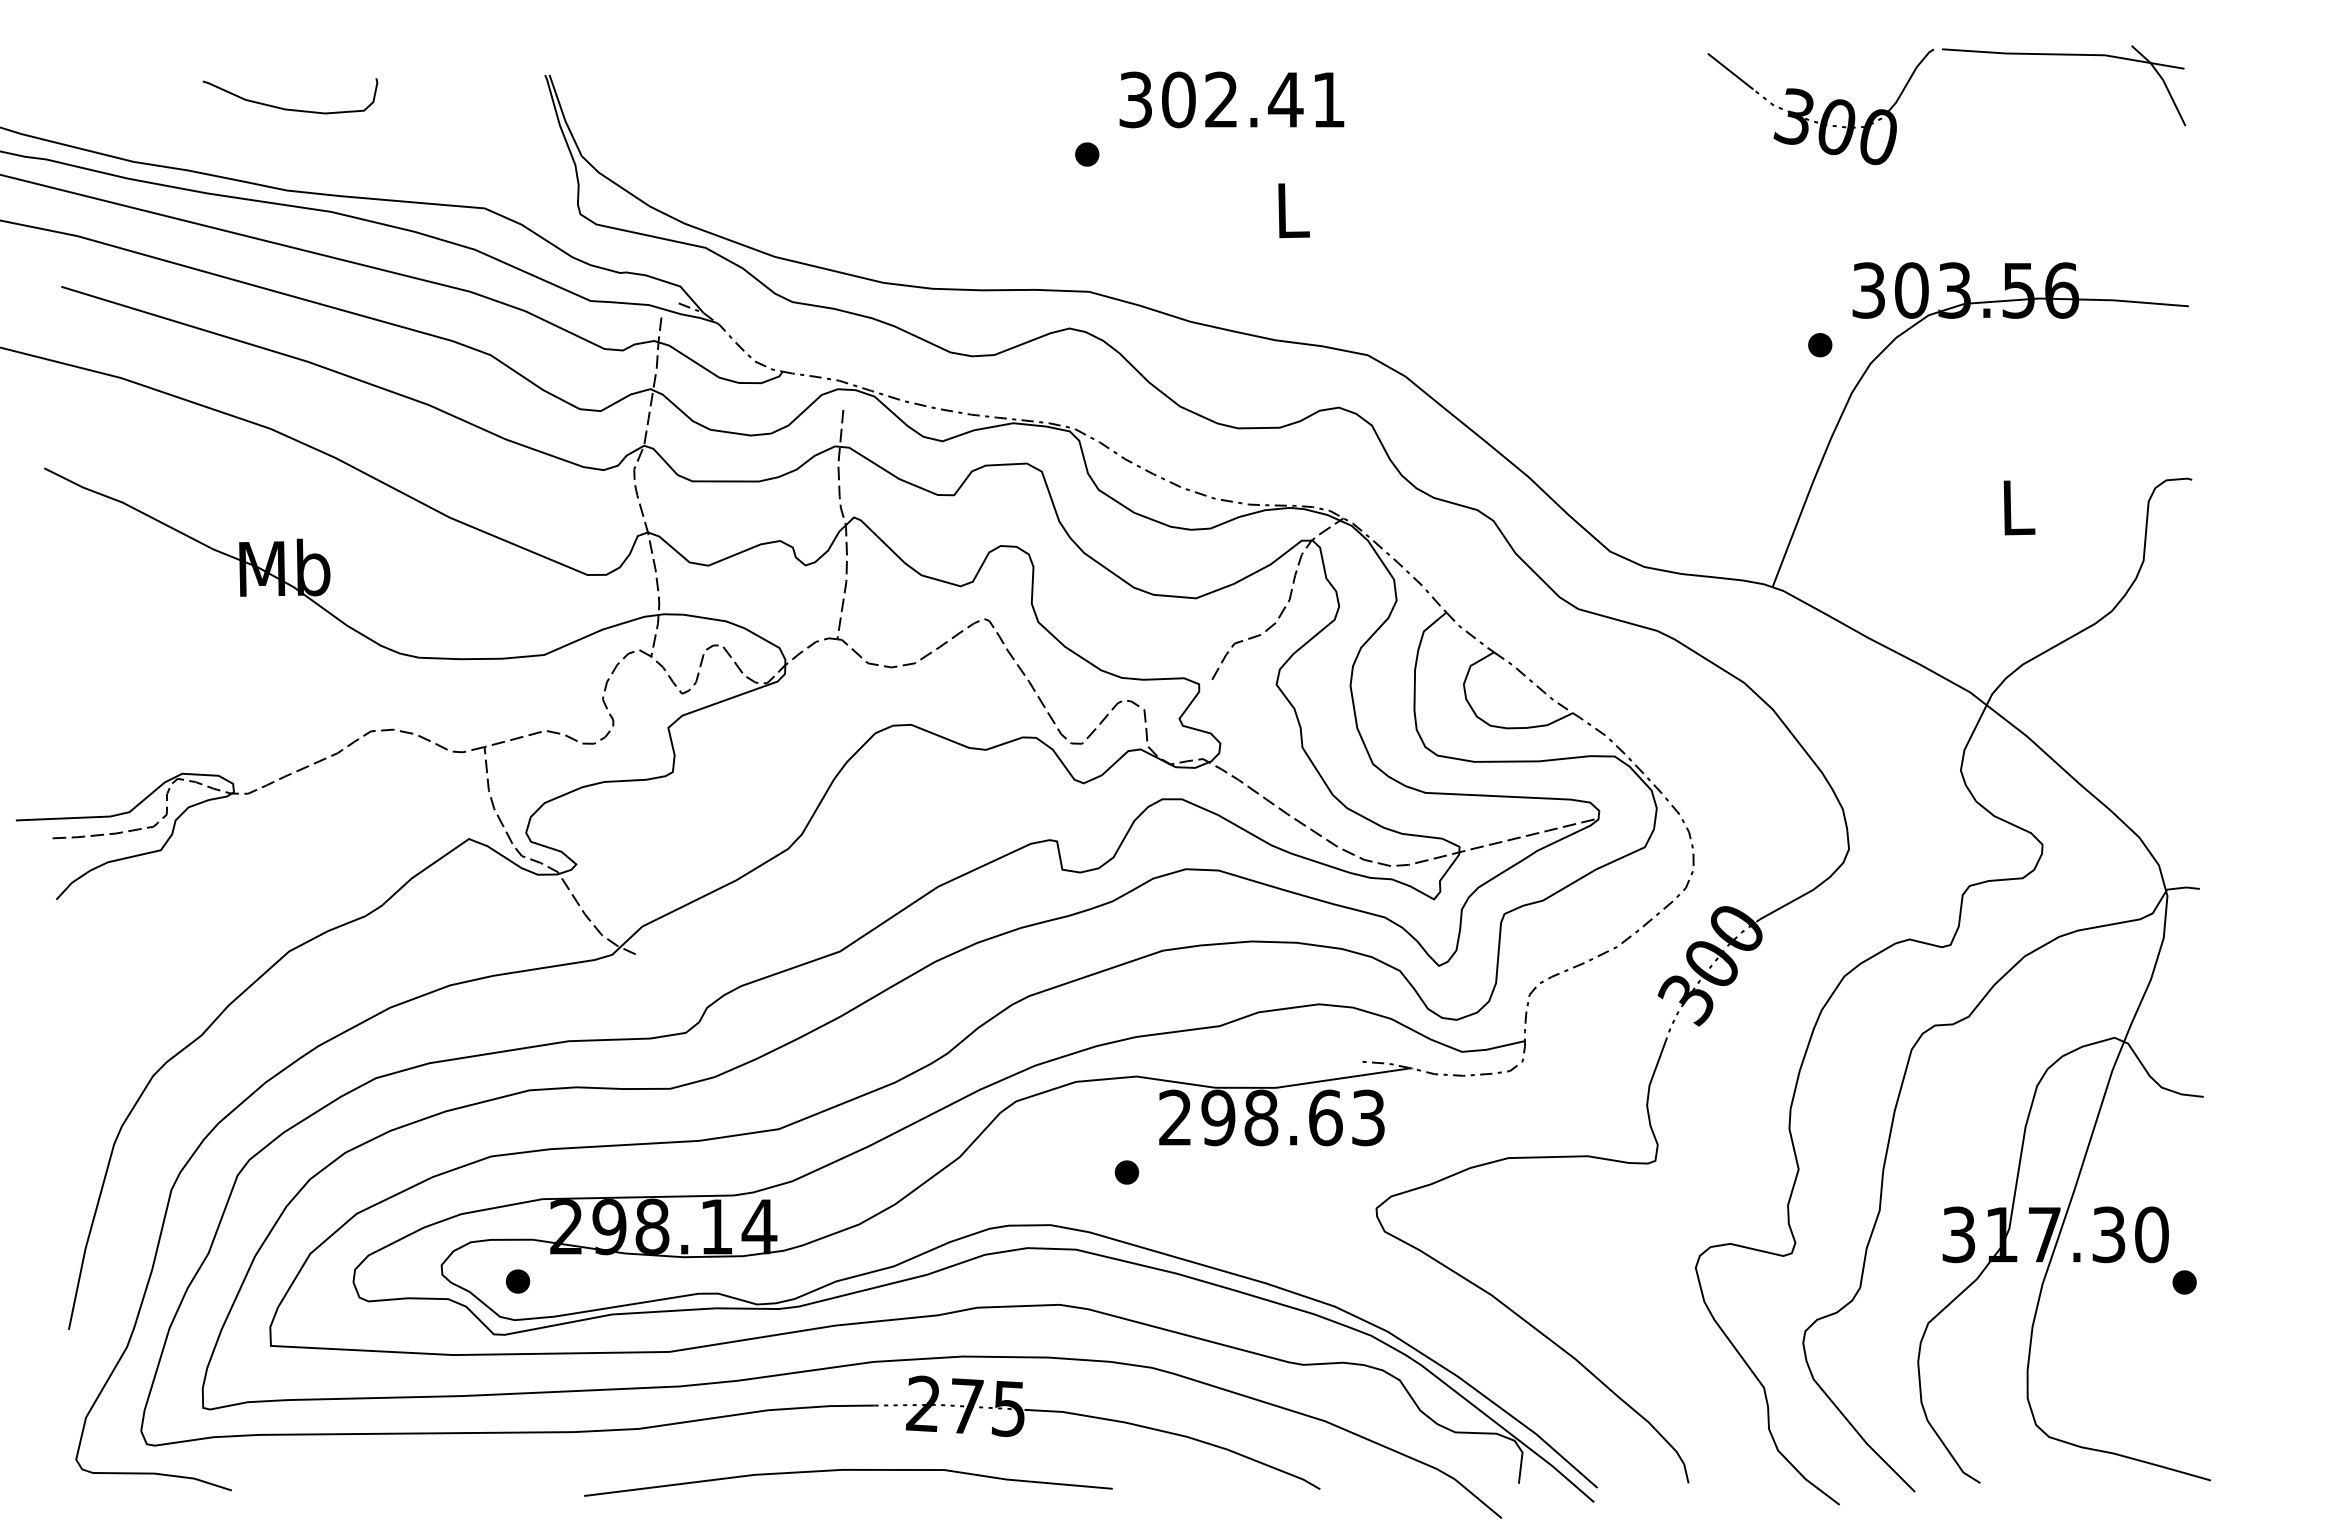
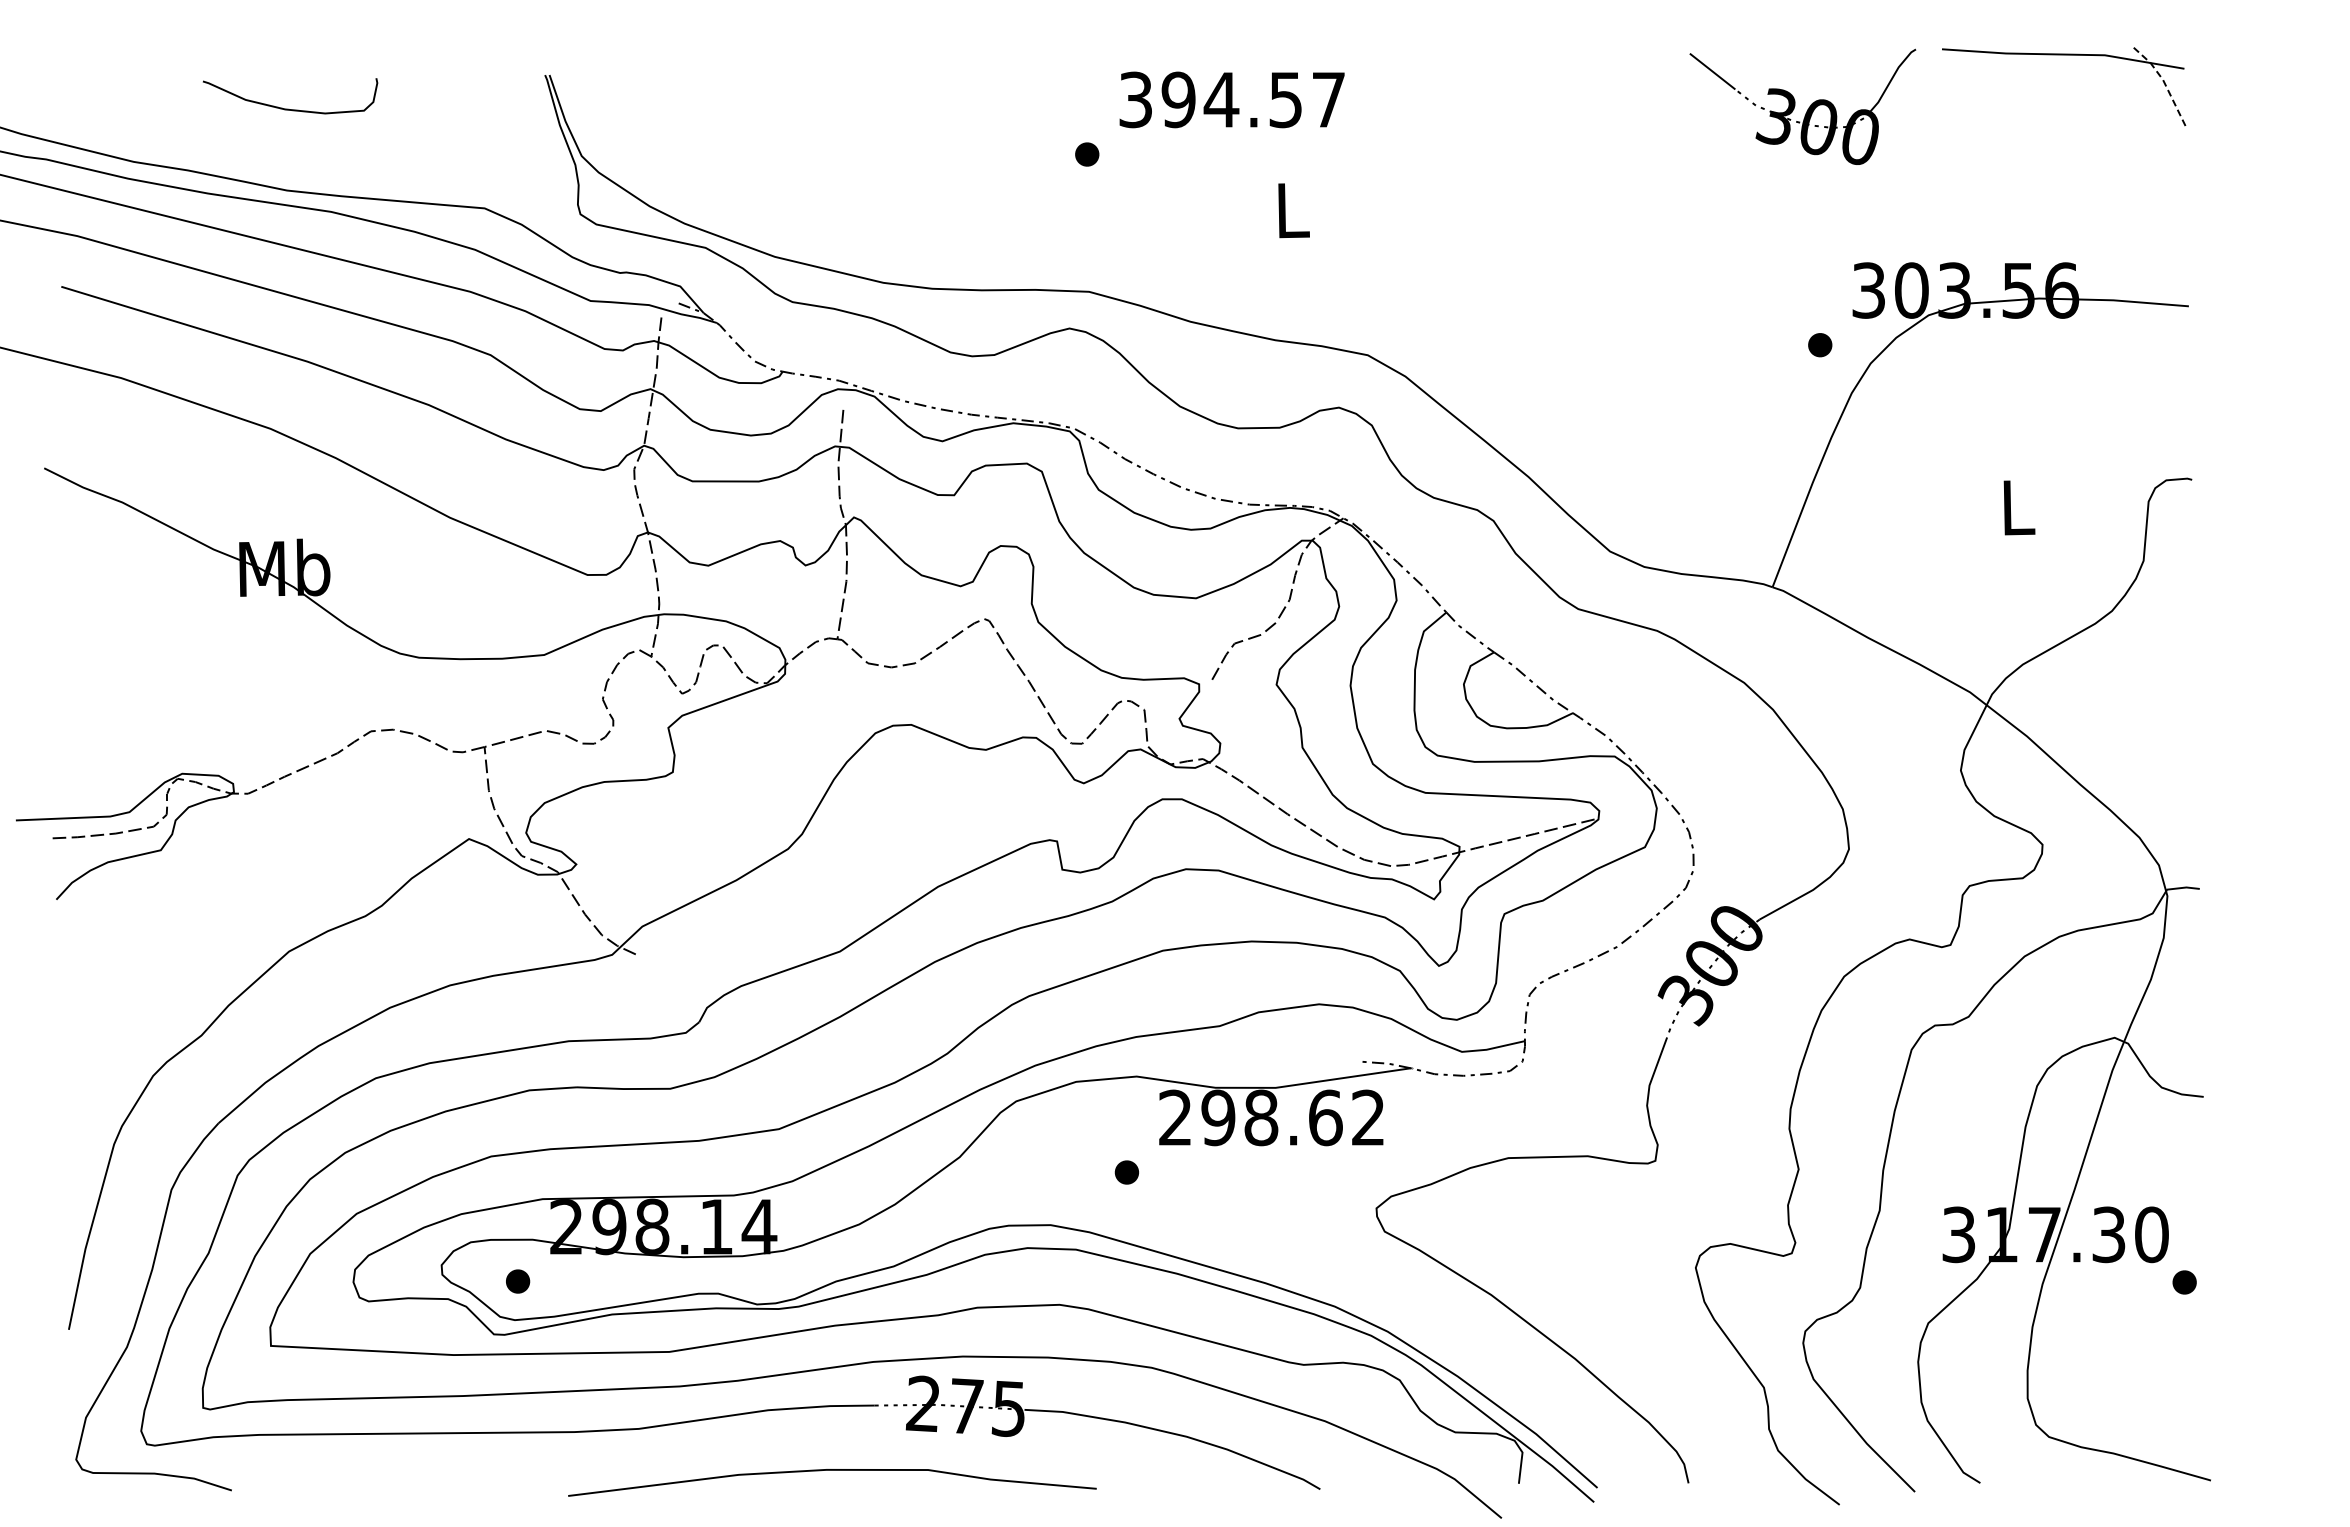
line: solid -> dashed (2163, 80)
text: 302.41 -> 394.57 (1252, 99)
part position: (1820, 106) -> (1802, 106) (1802, 106)
text: 298.63 -> 298.62 (1368, 1117)
curve position: (848, 1470) -> (832, 1470) (832, 1470)
